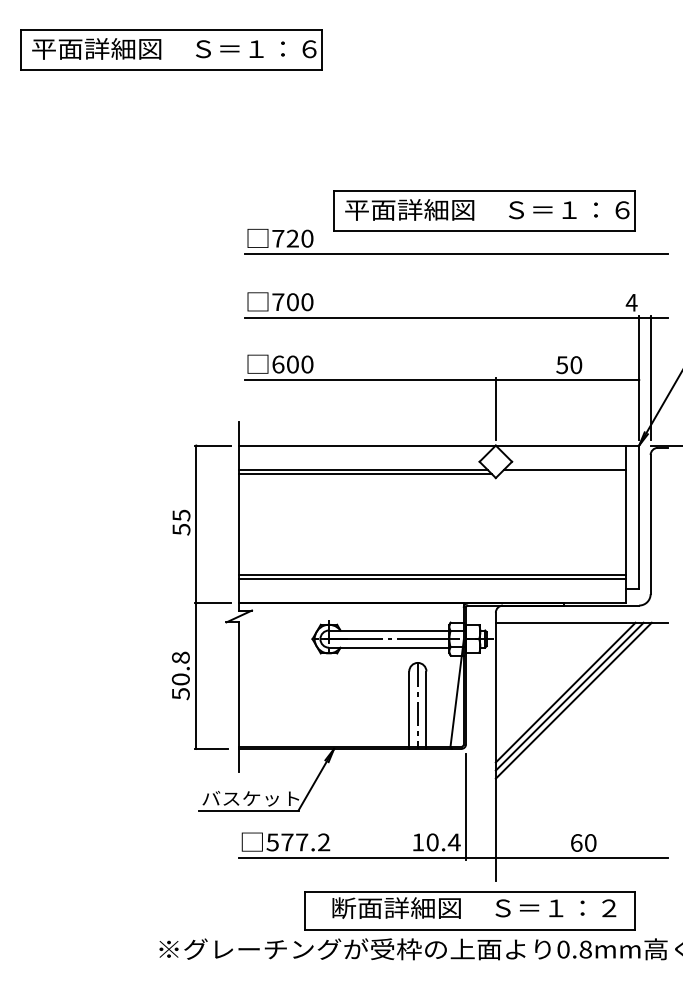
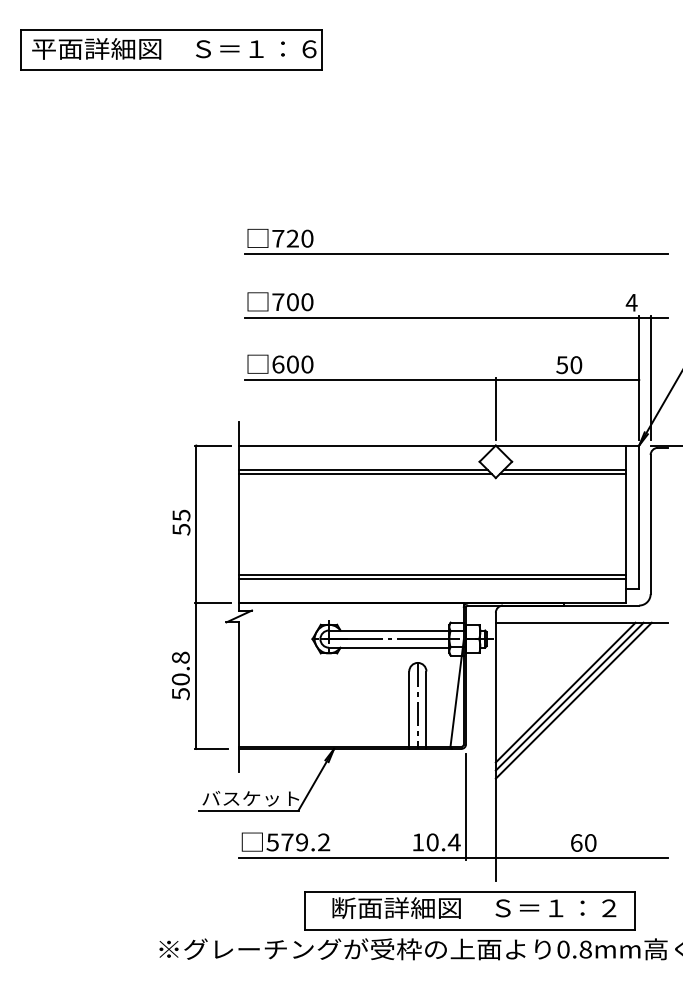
part: present -> none (484, 210)
line: none -> present (562, 474)
text: 577.2 -> 579.2 (302, 842)
